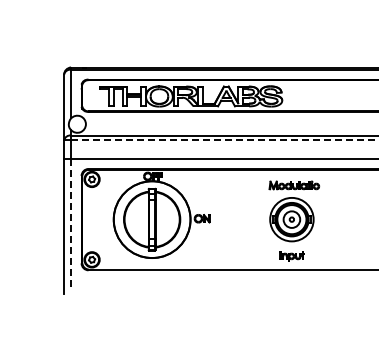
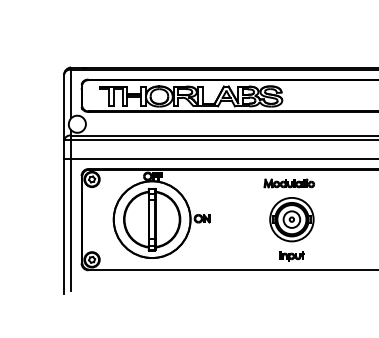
line: dashed -> solid (225, 140)
part position: (294, 185) -> (289, 183) (289, 183)
line: dashed -> solid (71, 225)
